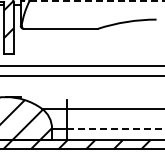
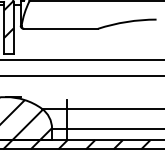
line: dashed -> solid (97, 1)
line position: (81, 66) -> (81, 60) (81, 60)
line: dashed -> solid (116, 128)
